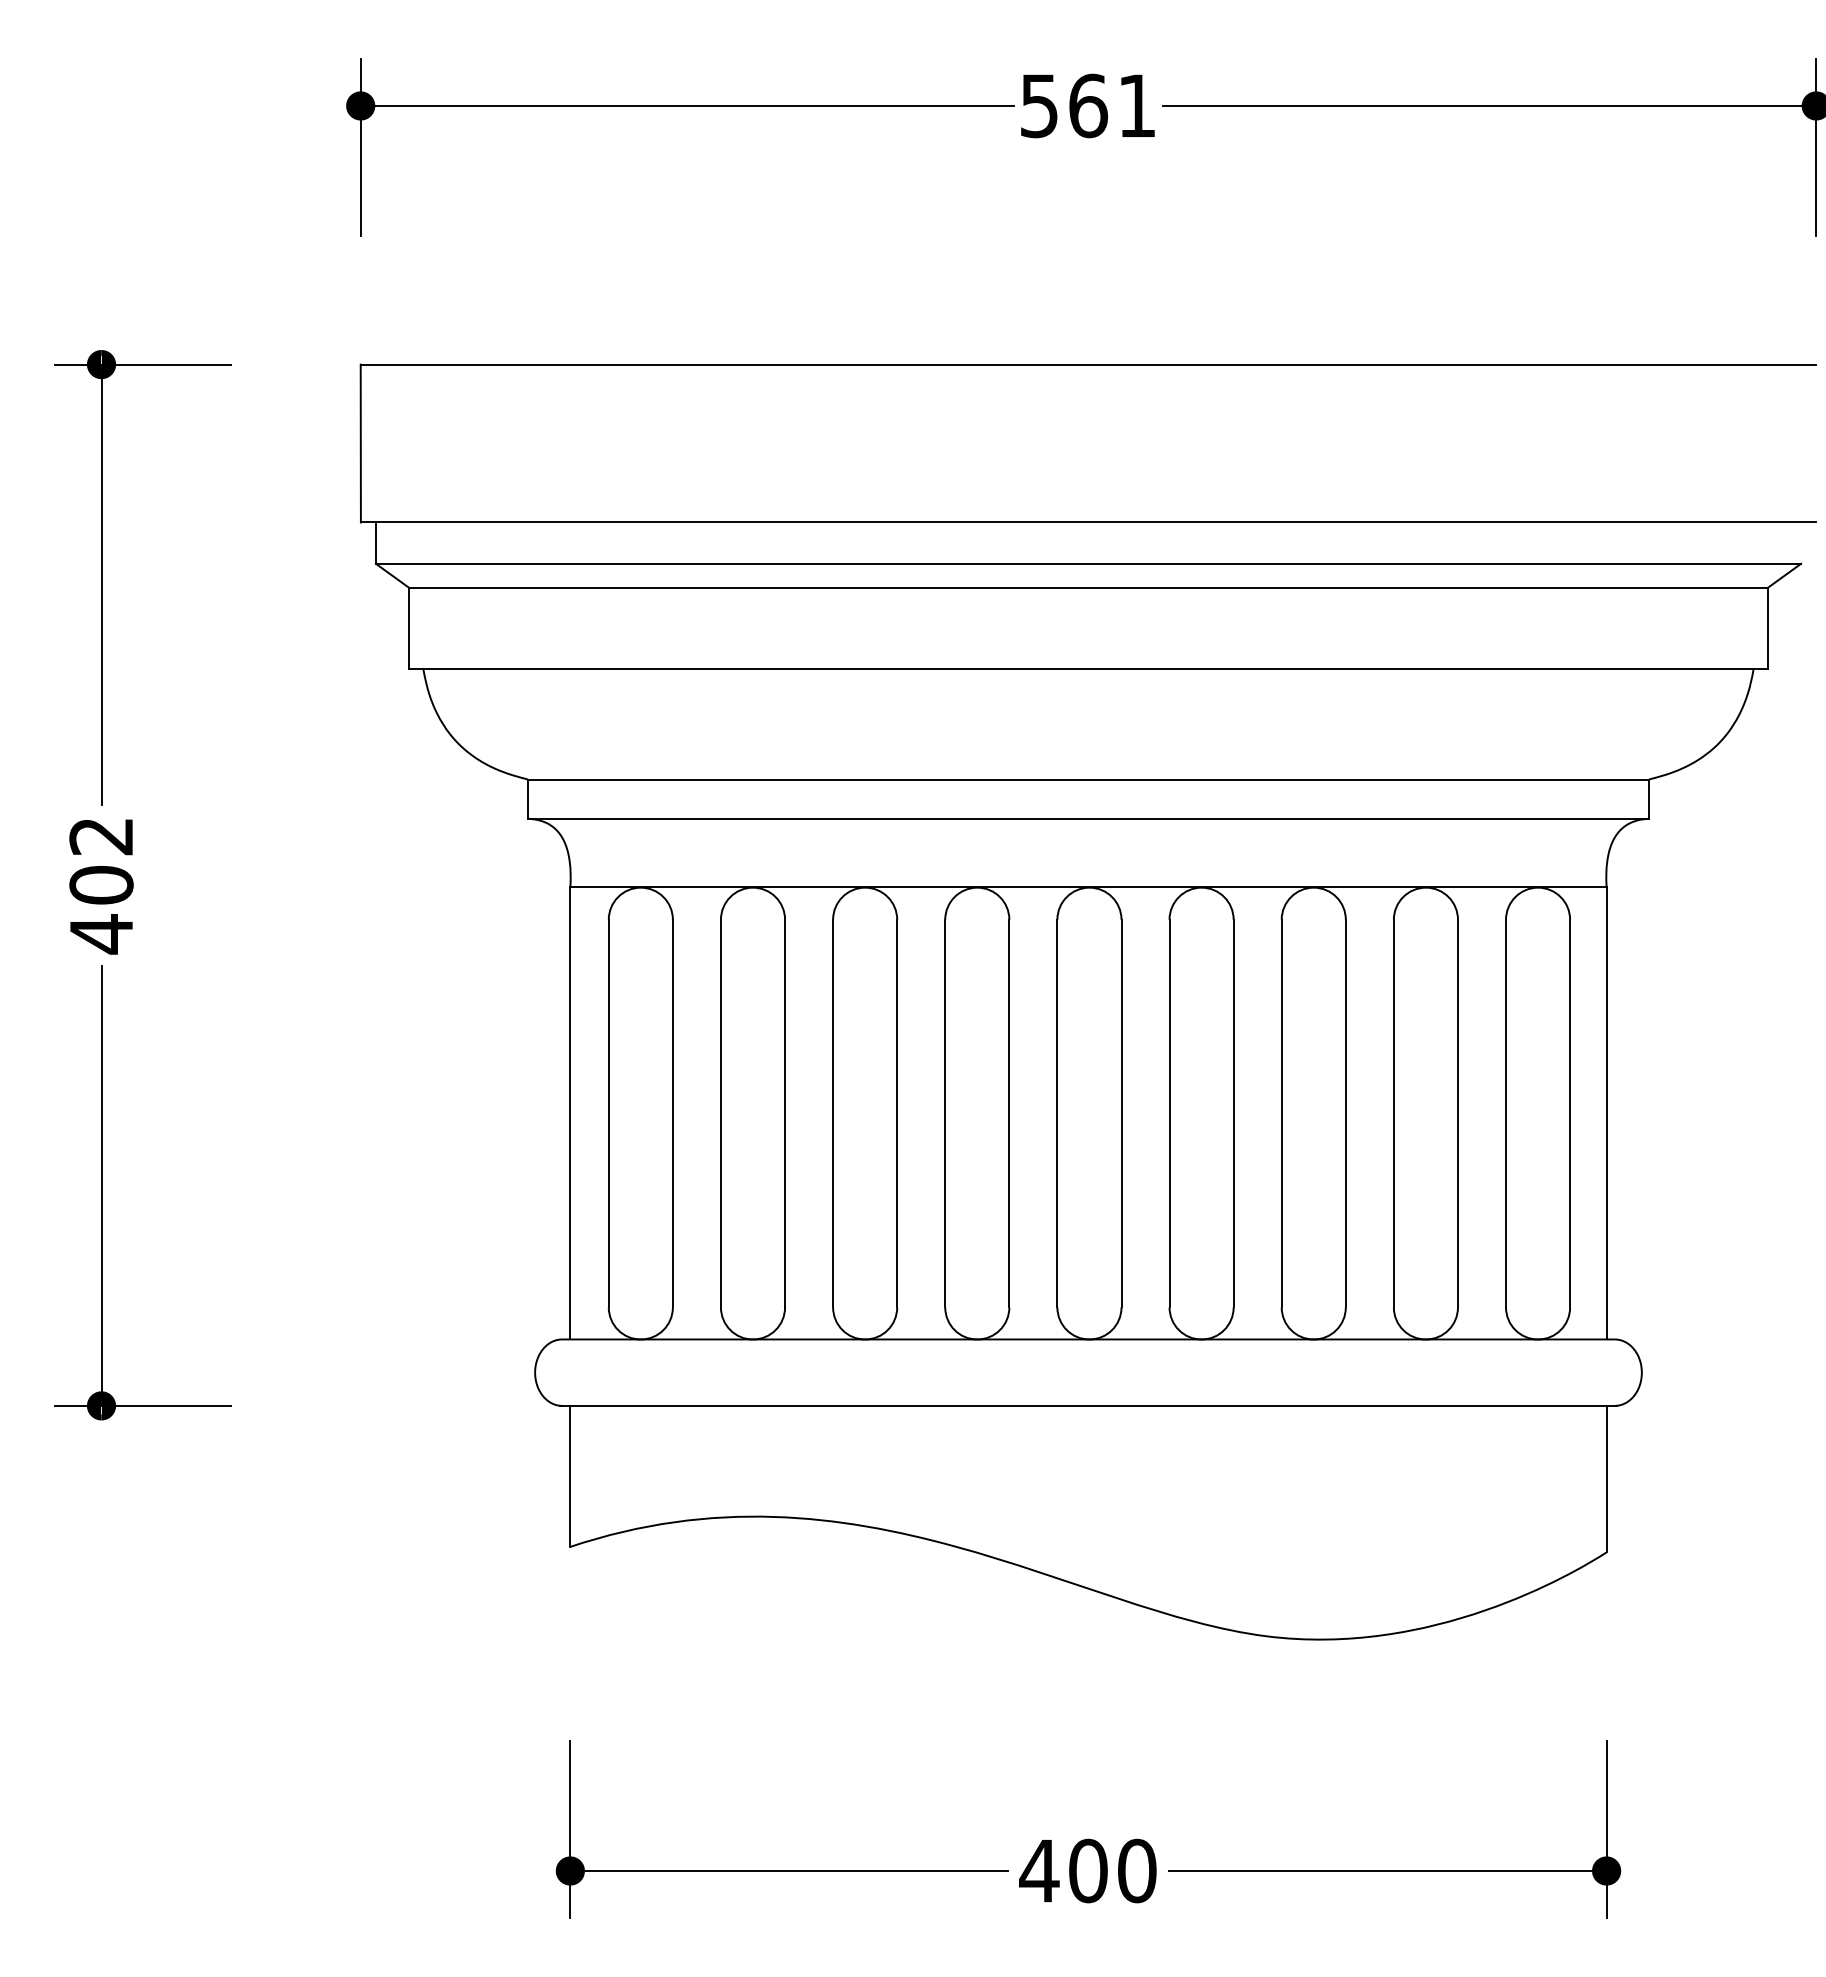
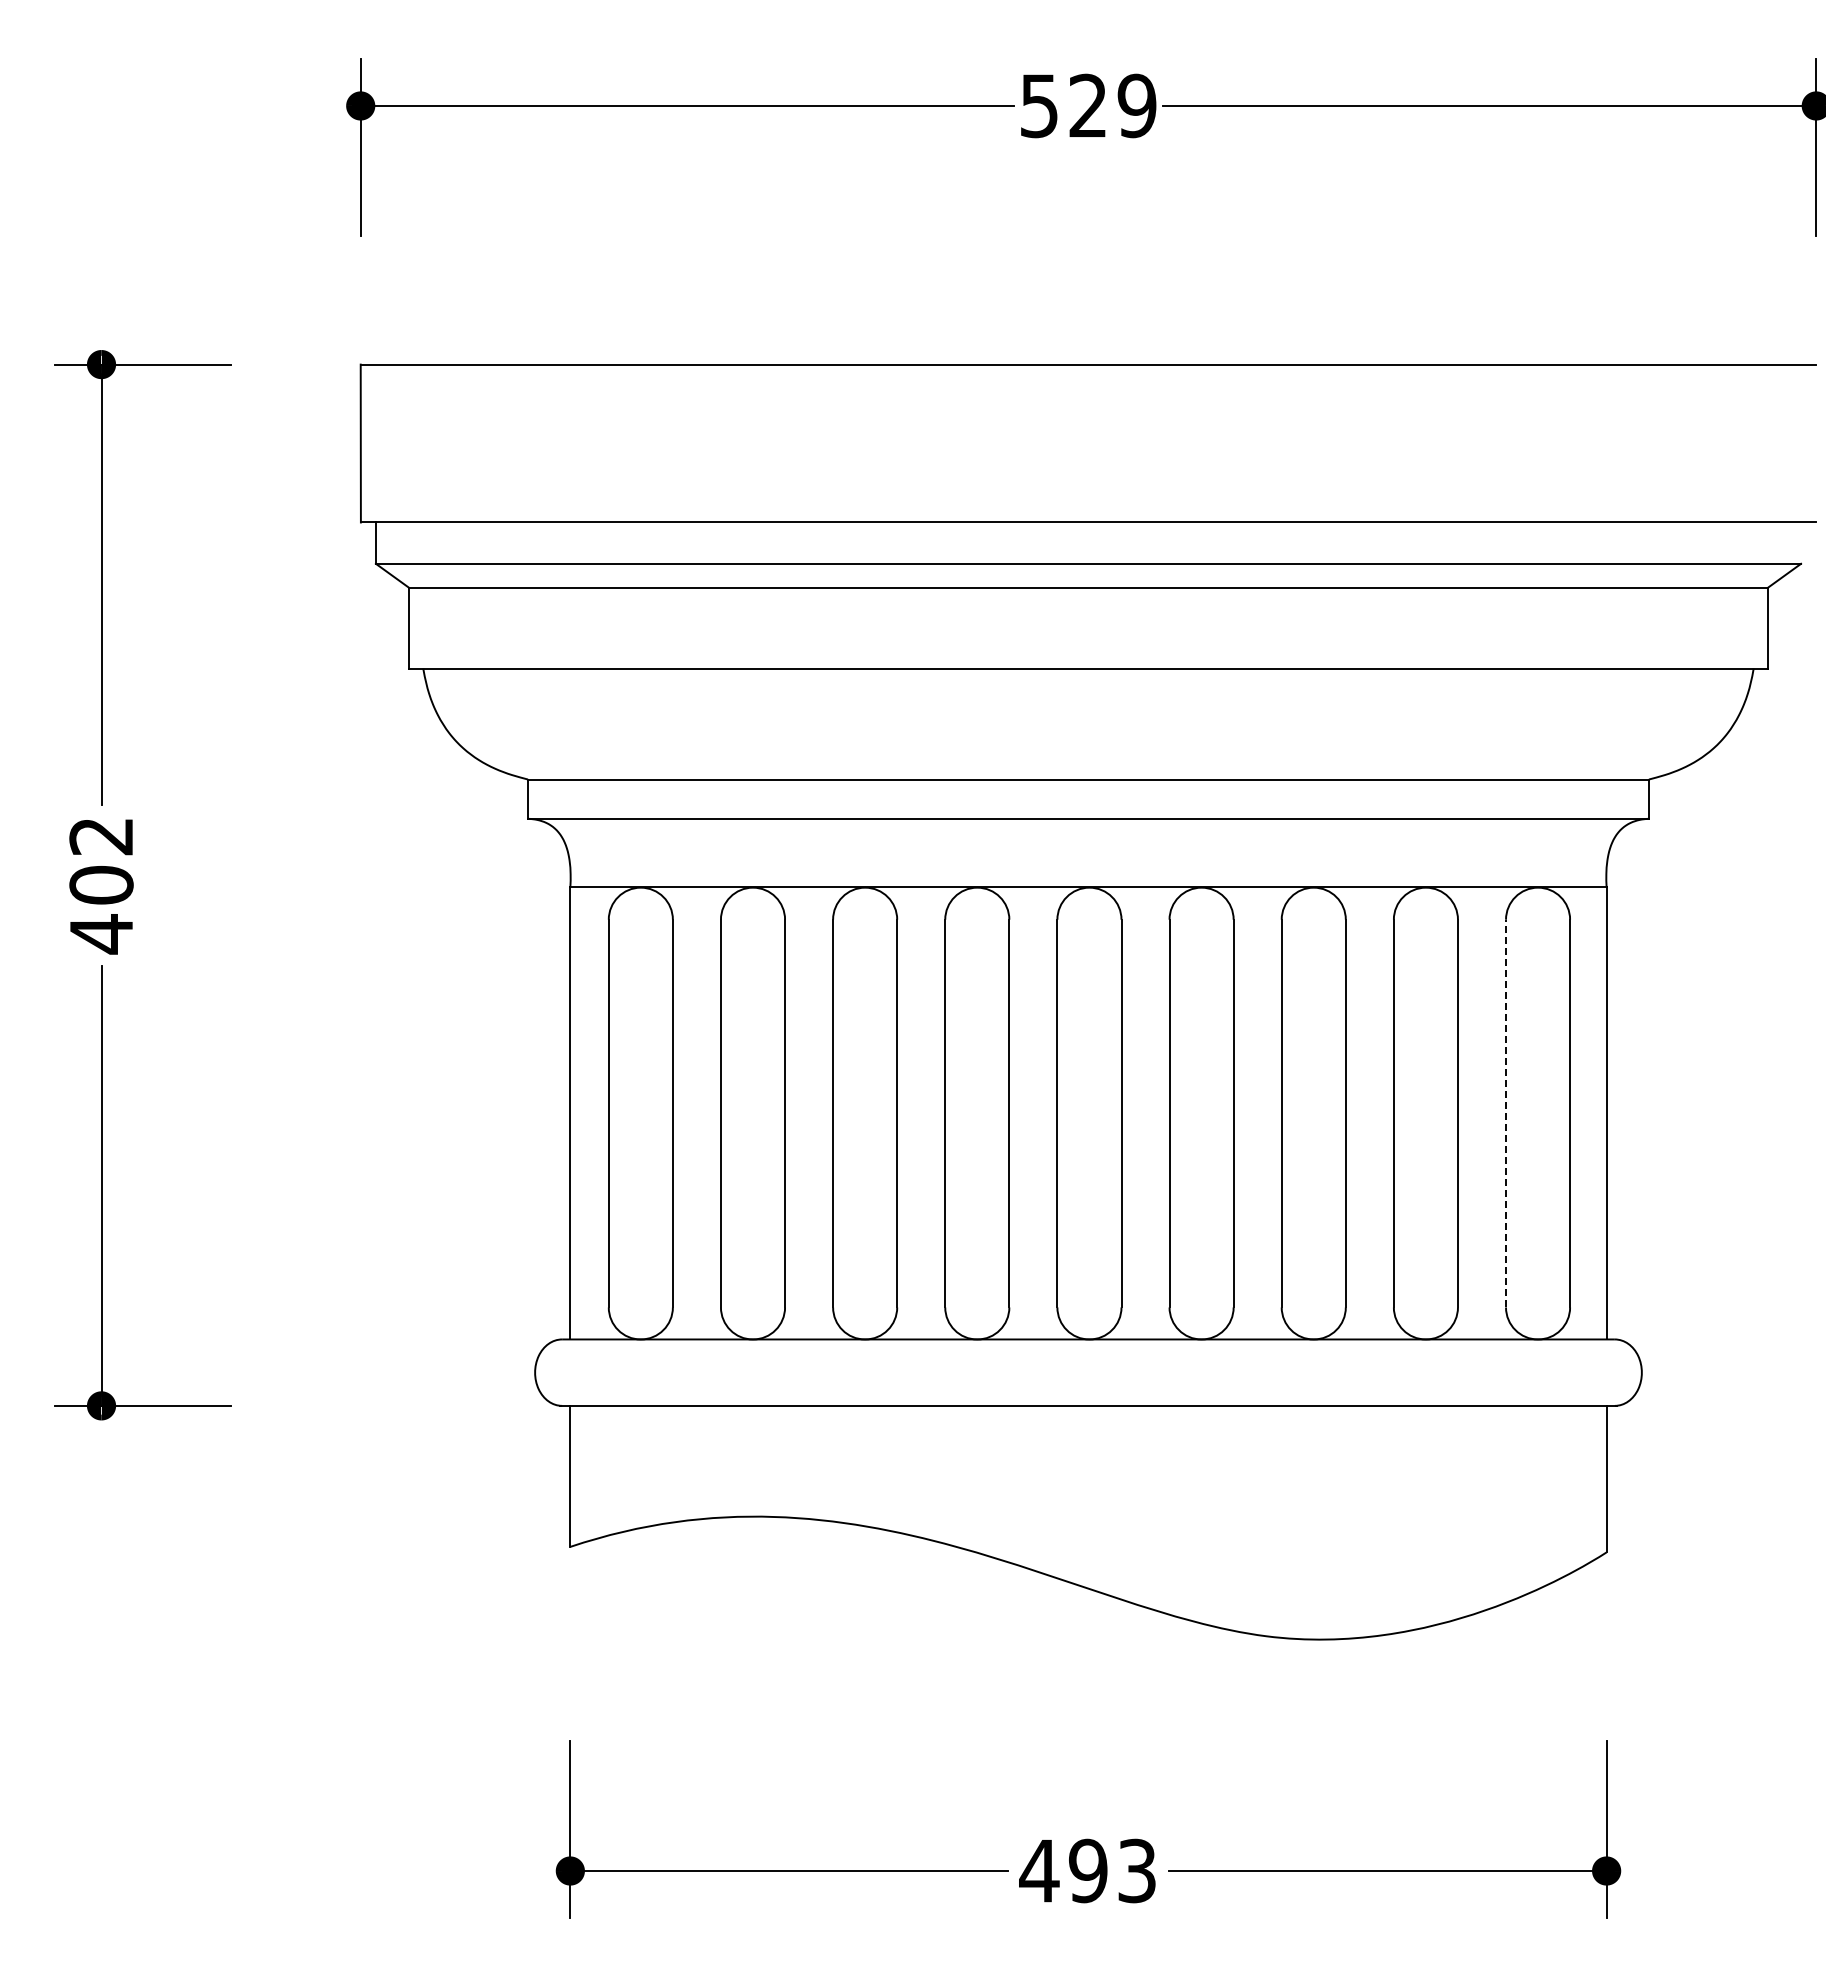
text: 561 -> 529 (1112, 105)
line: solid -> dashed (1506, 1113)
text: 400 -> 493 (1112, 1870)
